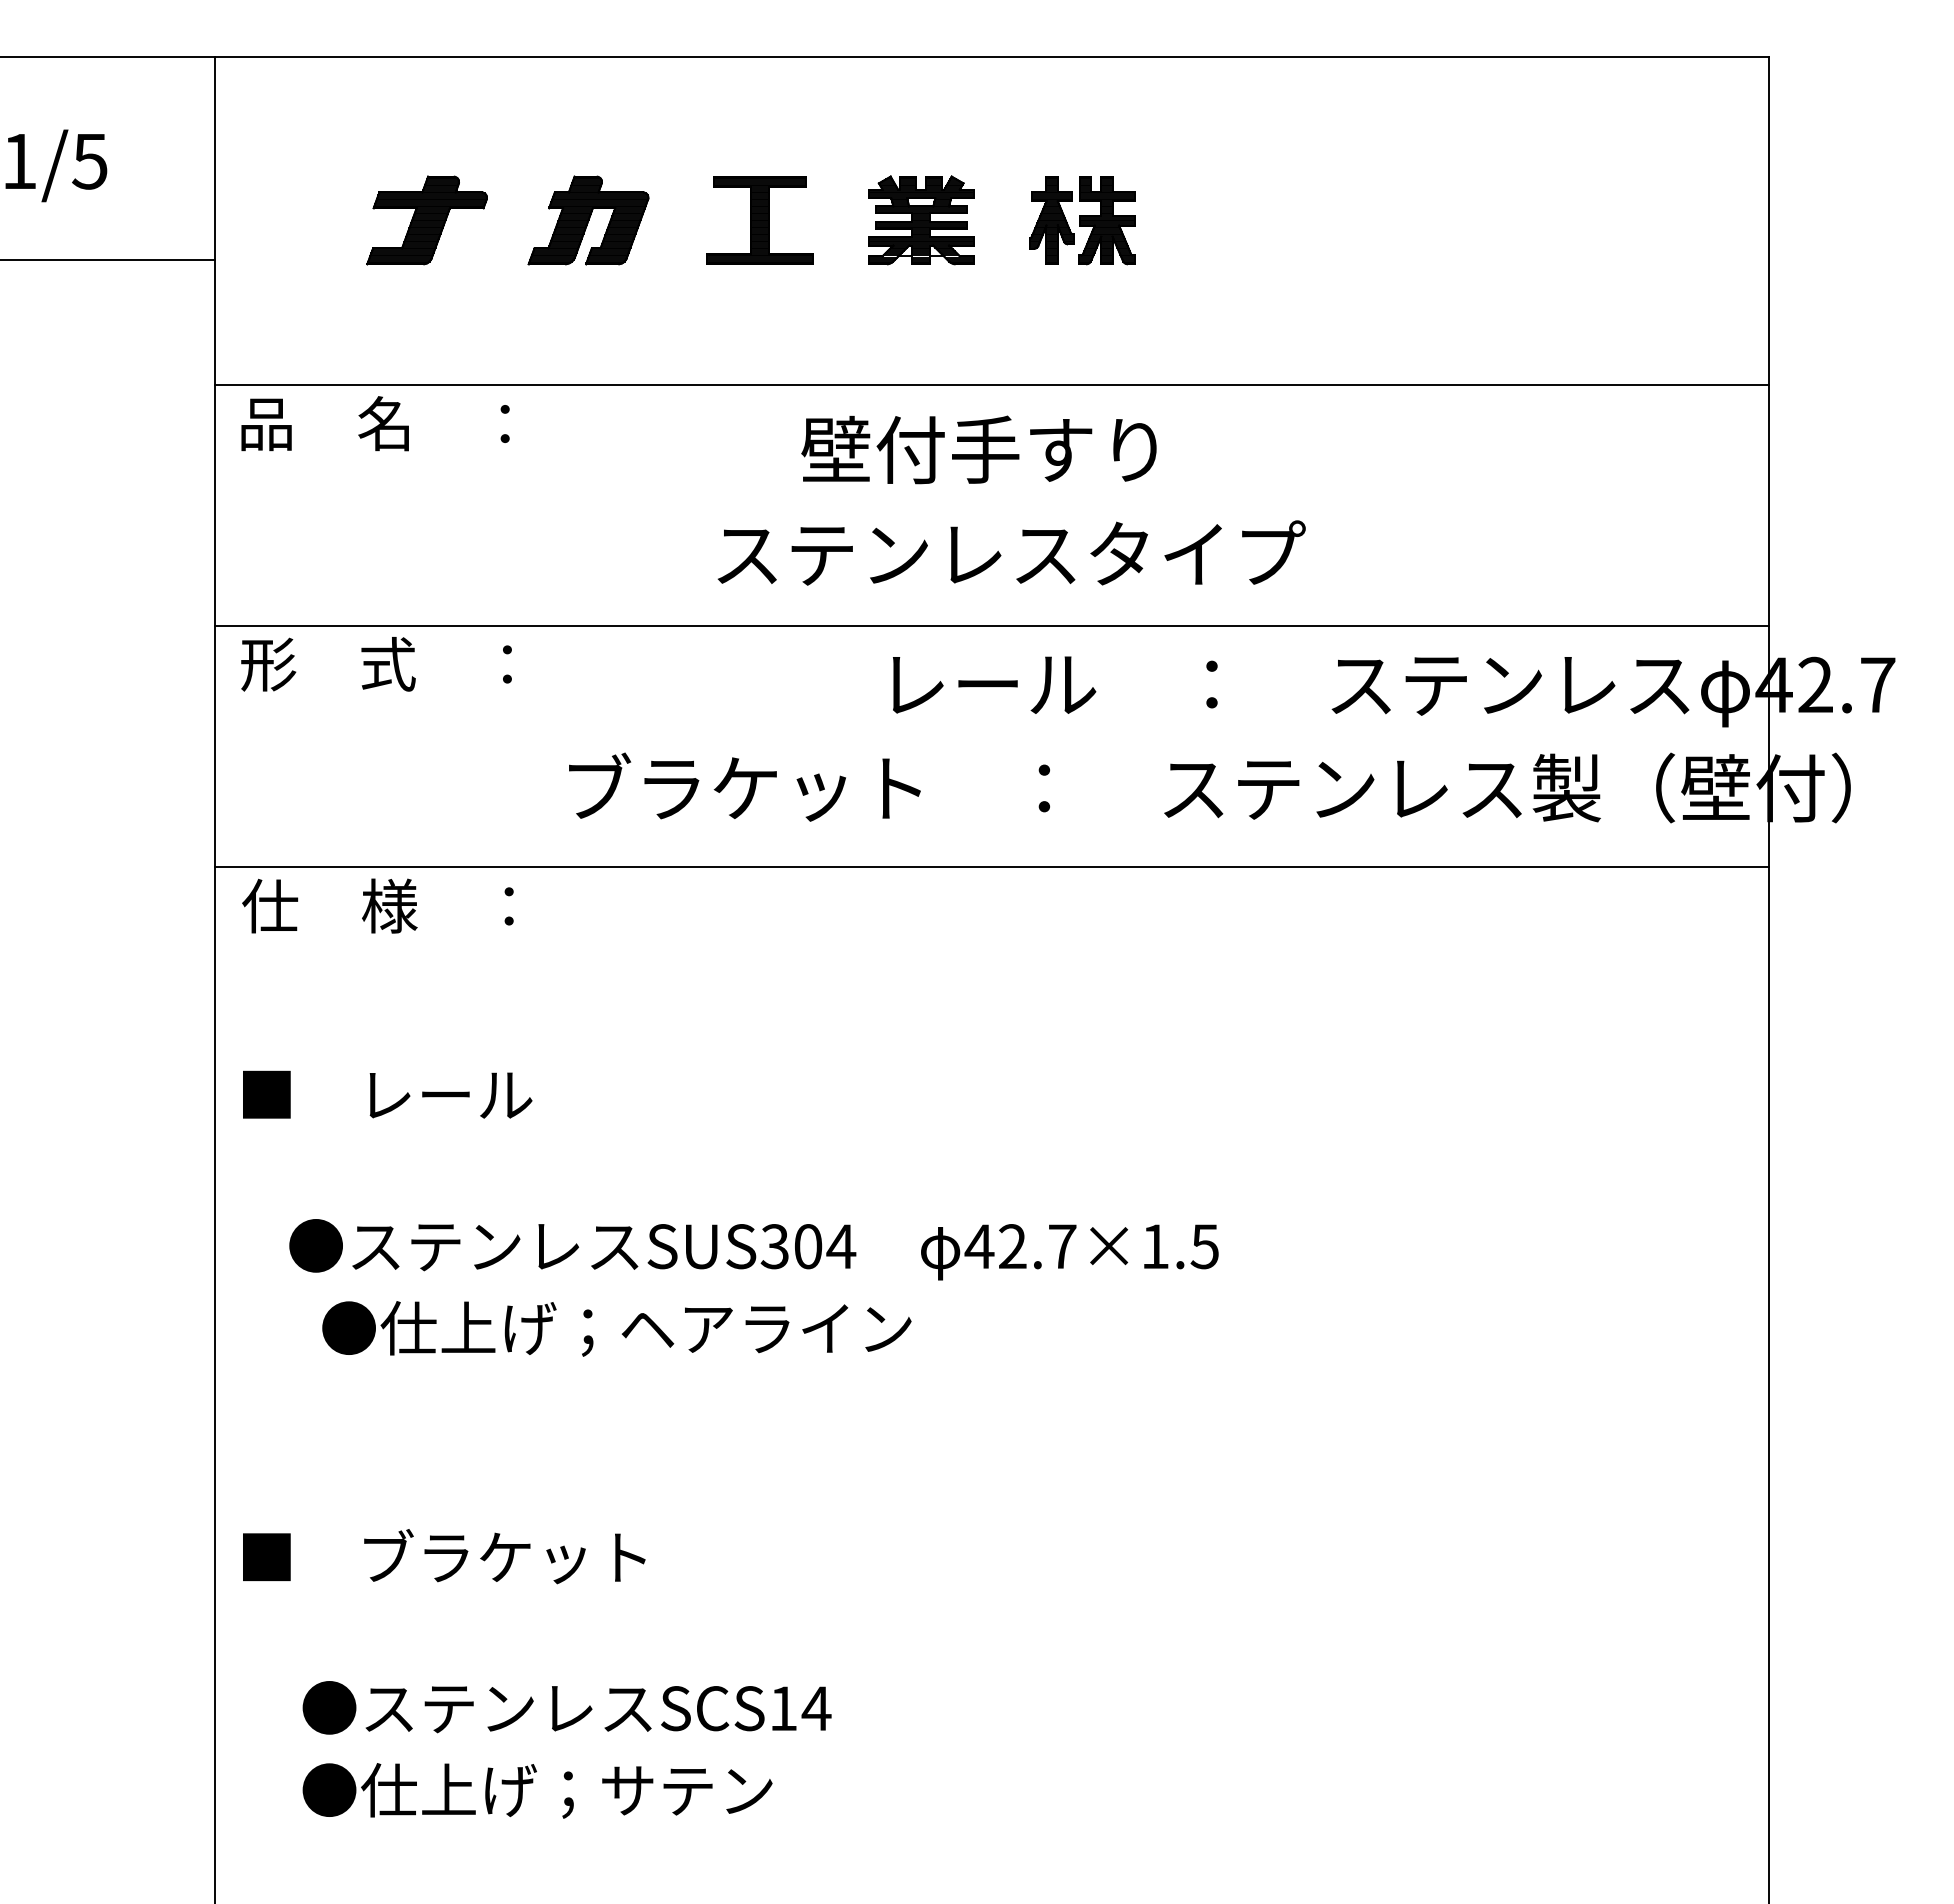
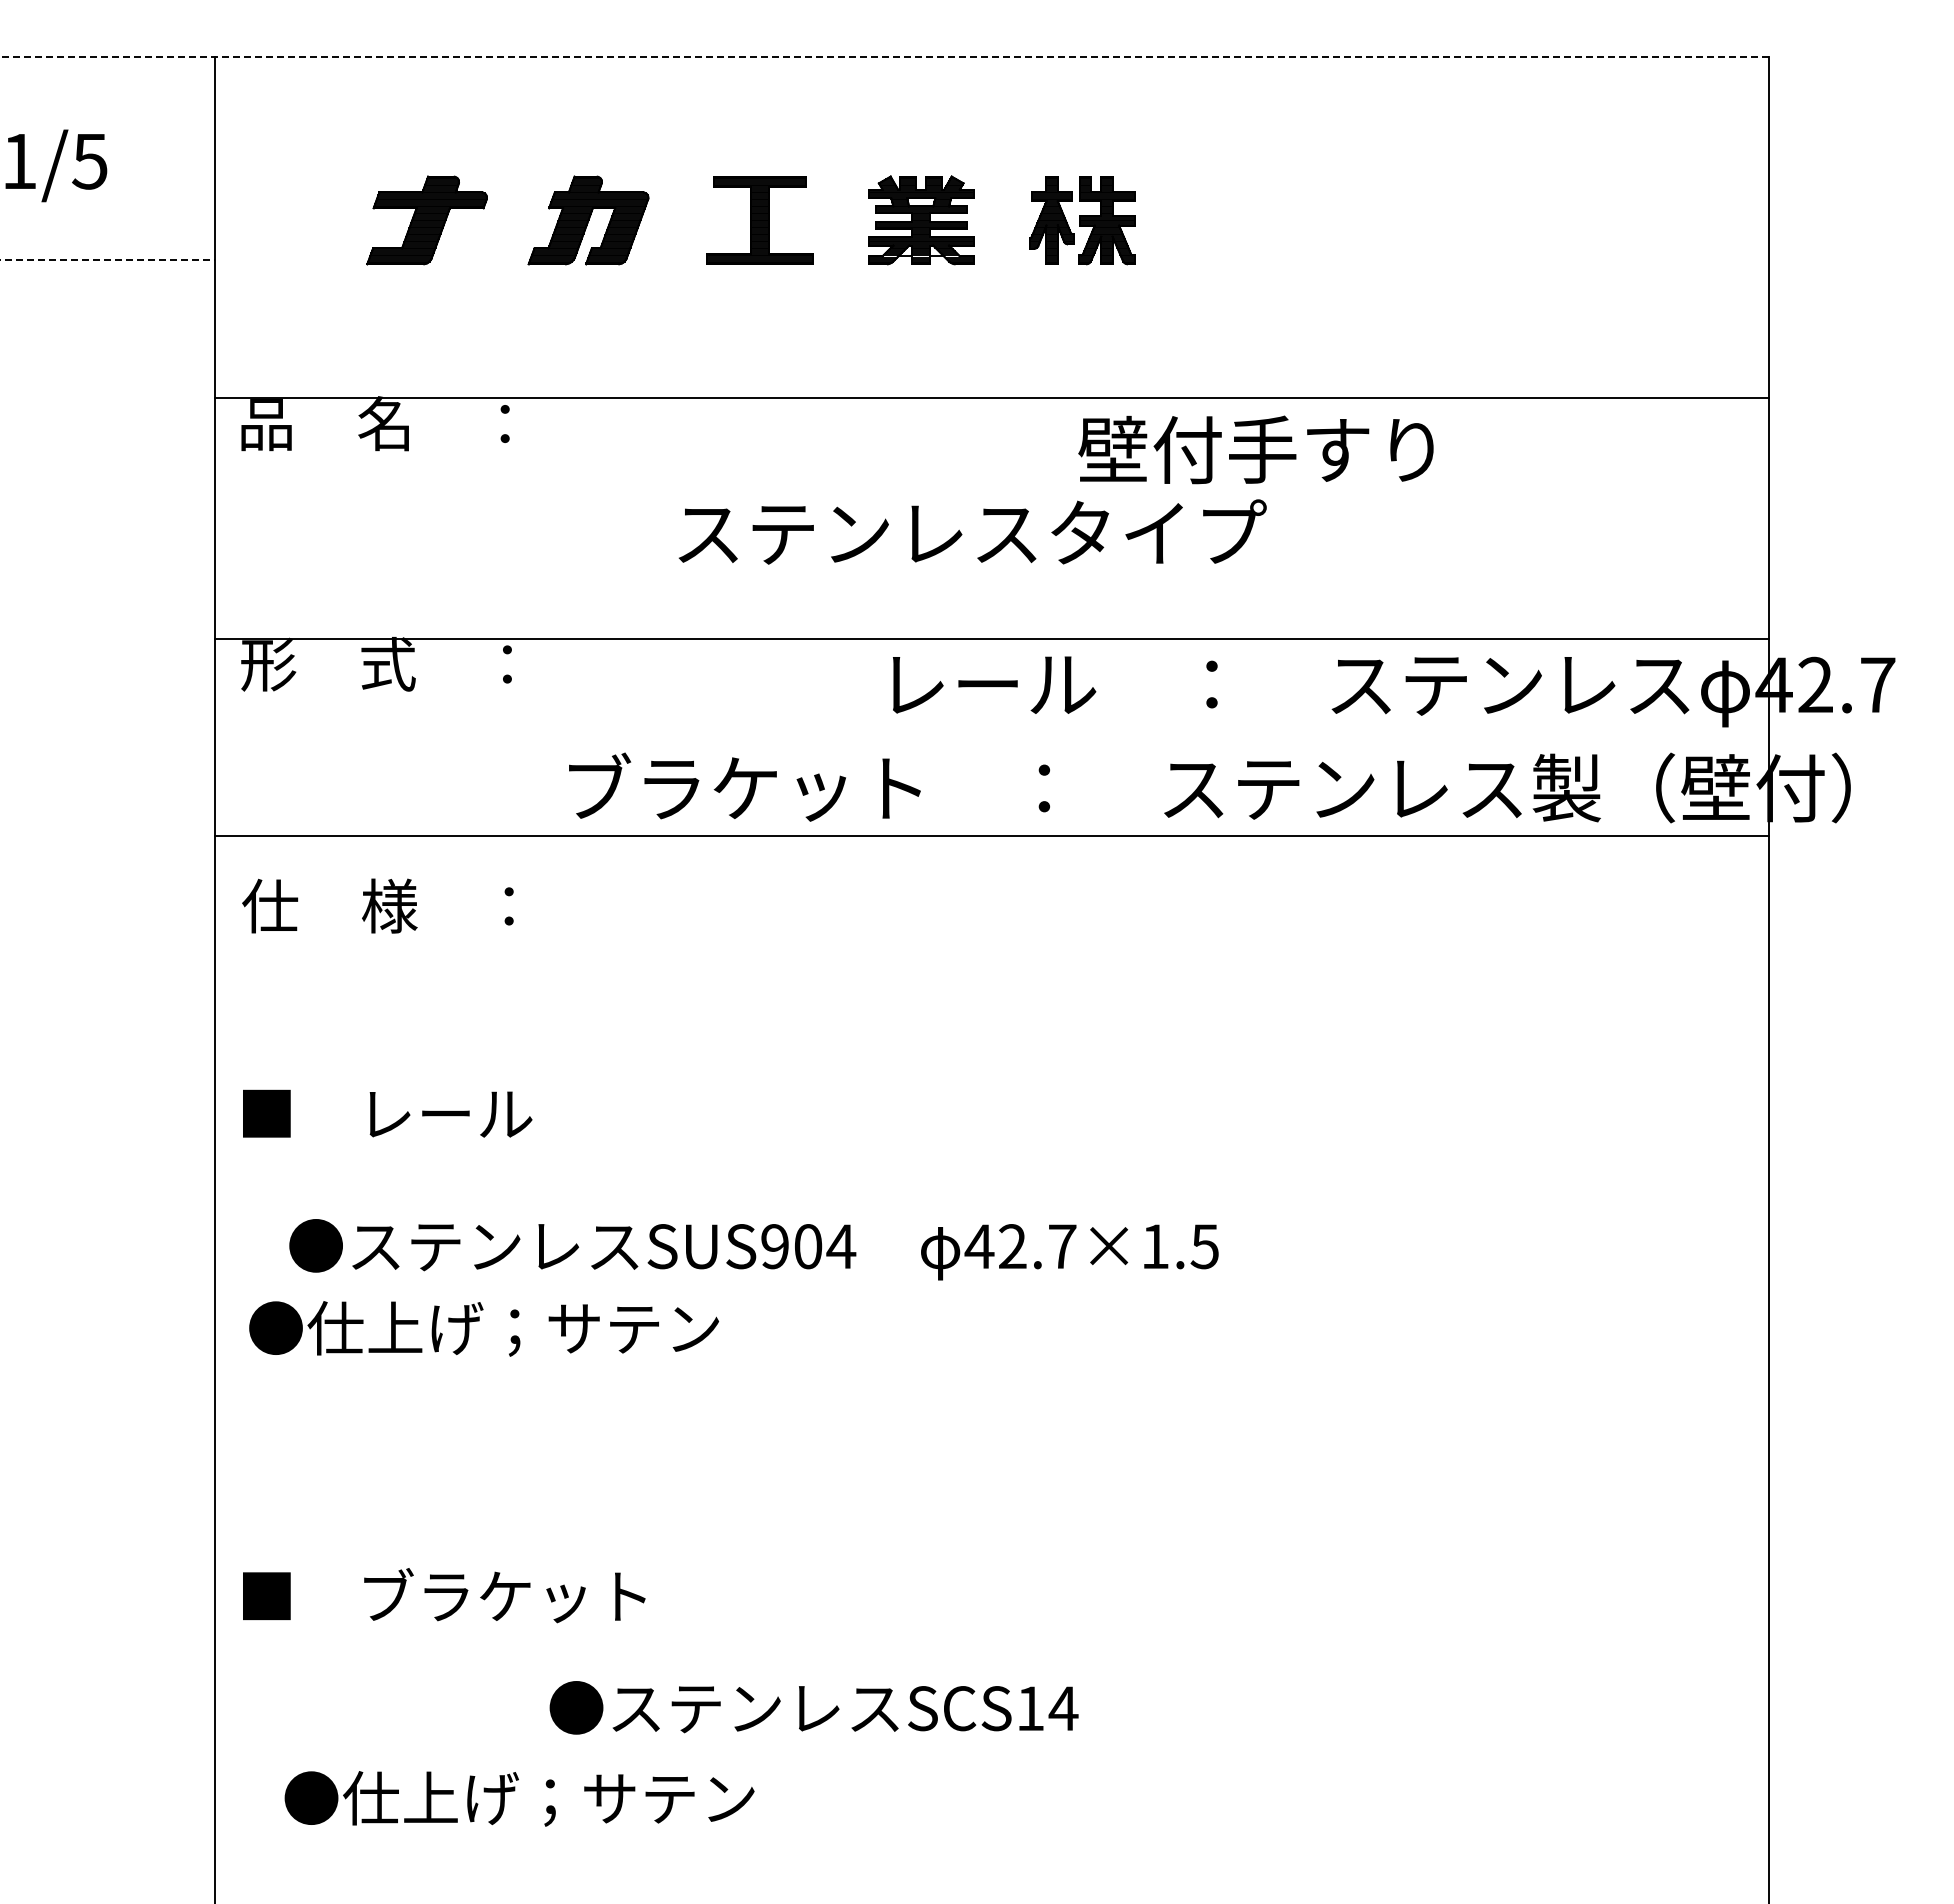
line: solid -> dashed (884, 57)
line: solid -> dashed (108, 259)
line position: (991, 385) -> (991, 398) (991, 398)
text position: (978, 449) -> (1255, 449) (1255, 449)
text position: (1011, 552) -> (972, 531) (972, 531)
line position: (991, 625) -> (991, 638) (991, 638)
line position: (991, 866) -> (991, 835) (991, 835)
text position: (387, 1094) -> (387, 1113) (387, 1113)
text: SUS304 -> SUS904 (774, 1246)
text: ●仕上げ；ヘアライン -> ●仕上げ；サテン (580, 1328)
text position: (444, 1556) -> (444, 1595) (444, 1595)
text position: (566, 1707) -> (813, 1707) (813, 1707)
text position: (537, 1790) -> (519, 1798) (519, 1798)
